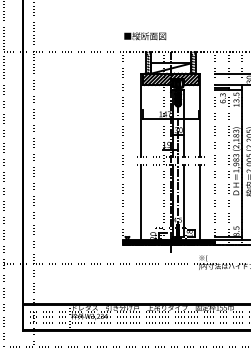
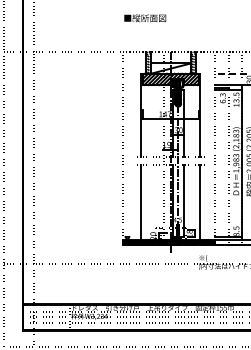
text position: (145, 36) -> (145, 18) (145, 18)
line: solid -> dashed (233, 73)
